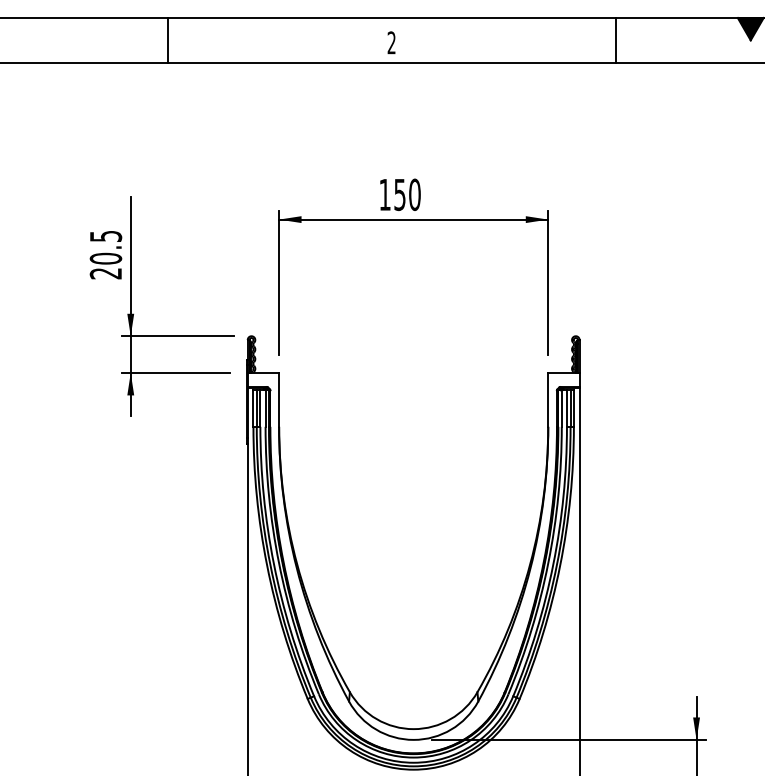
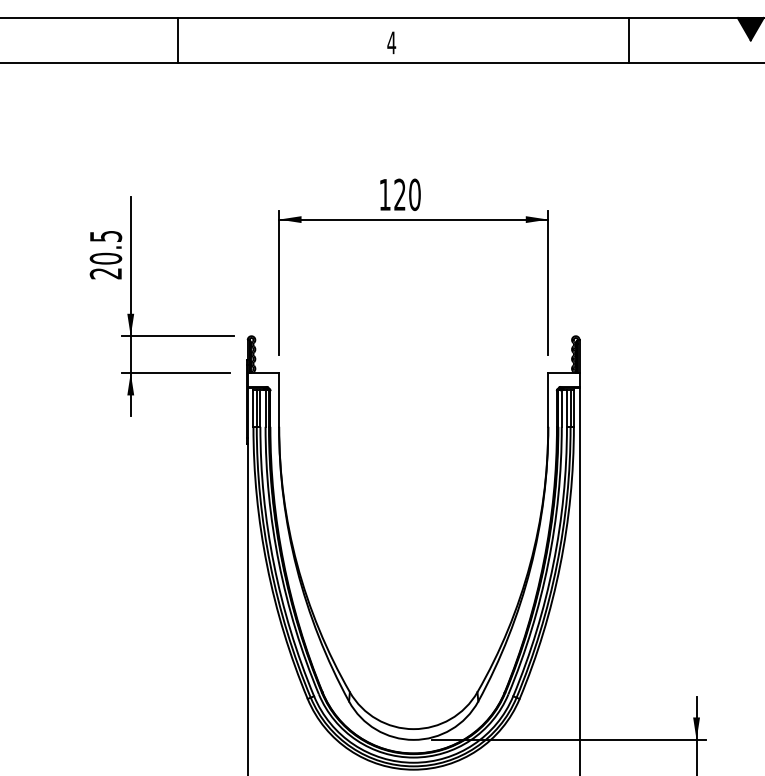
line position: (167, 40) -> (177, 40) (177, 40)
line position: (616, 40) -> (629, 40) (629, 40)
text: 2 -> 4 (391, 42)
text: 150 -> 120 (399, 194)
